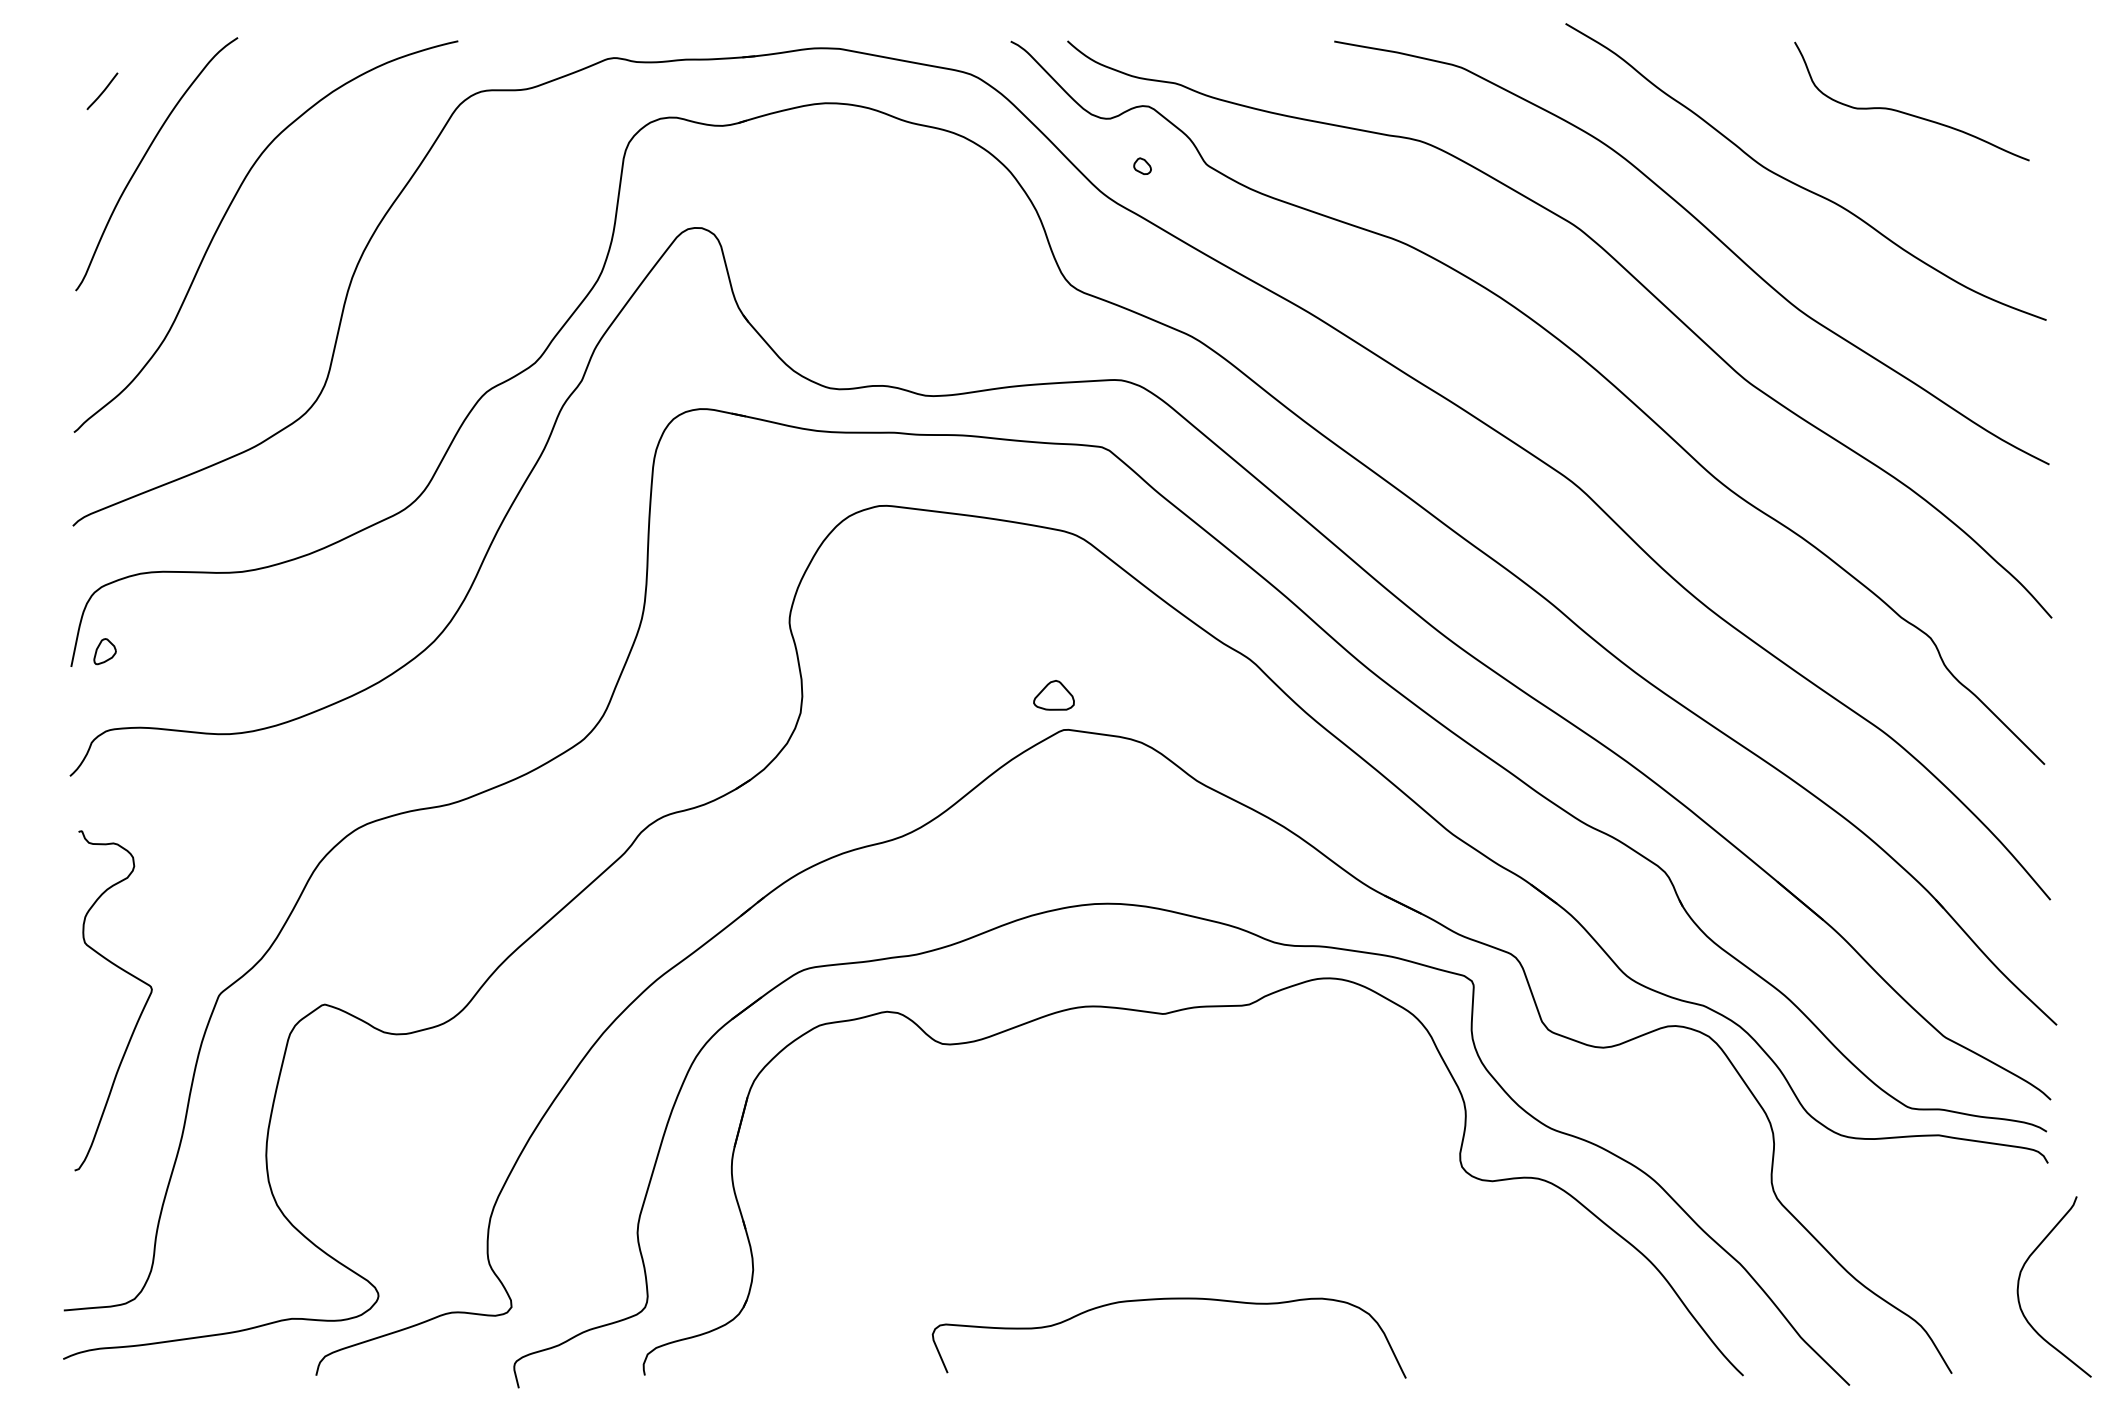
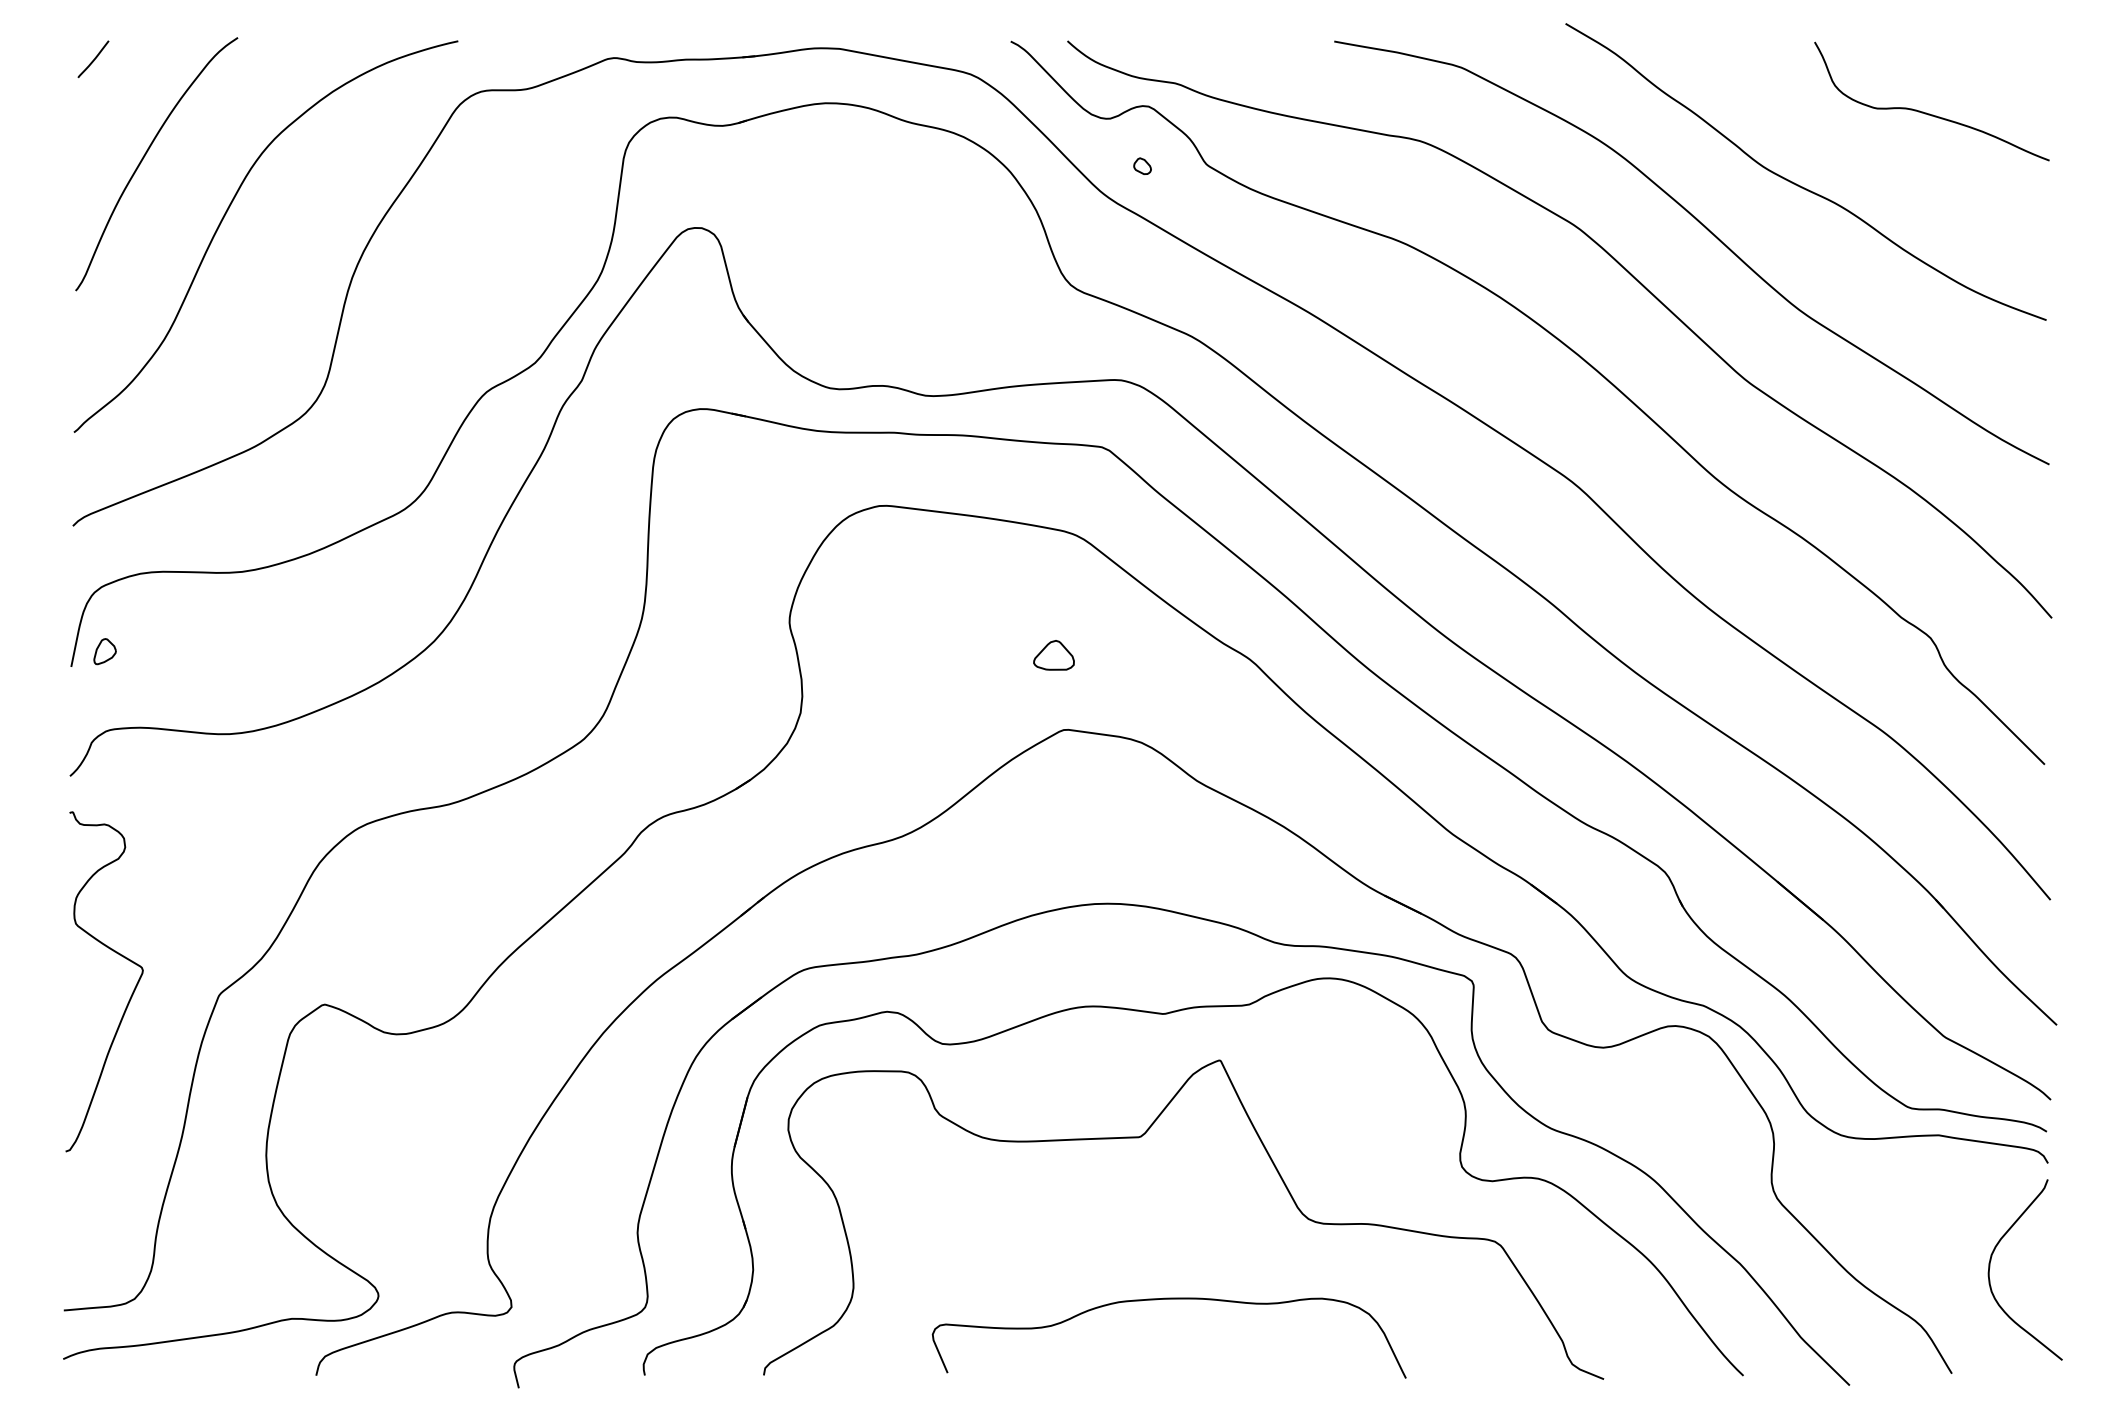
curve position: (102, 91) -> (93, 59) (93, 59)
curve position: (1906, 112) -> (1926, 112) (1926, 112)
part position: (1053, 695) -> (1053, 655) (1053, 655)
curve position: (141, 1010) -> (132, 991) (132, 991)
curve: none -> present (1141, 1137)
curve position: (2019, 1284) -> (1990, 1267) (1990, 1267)
